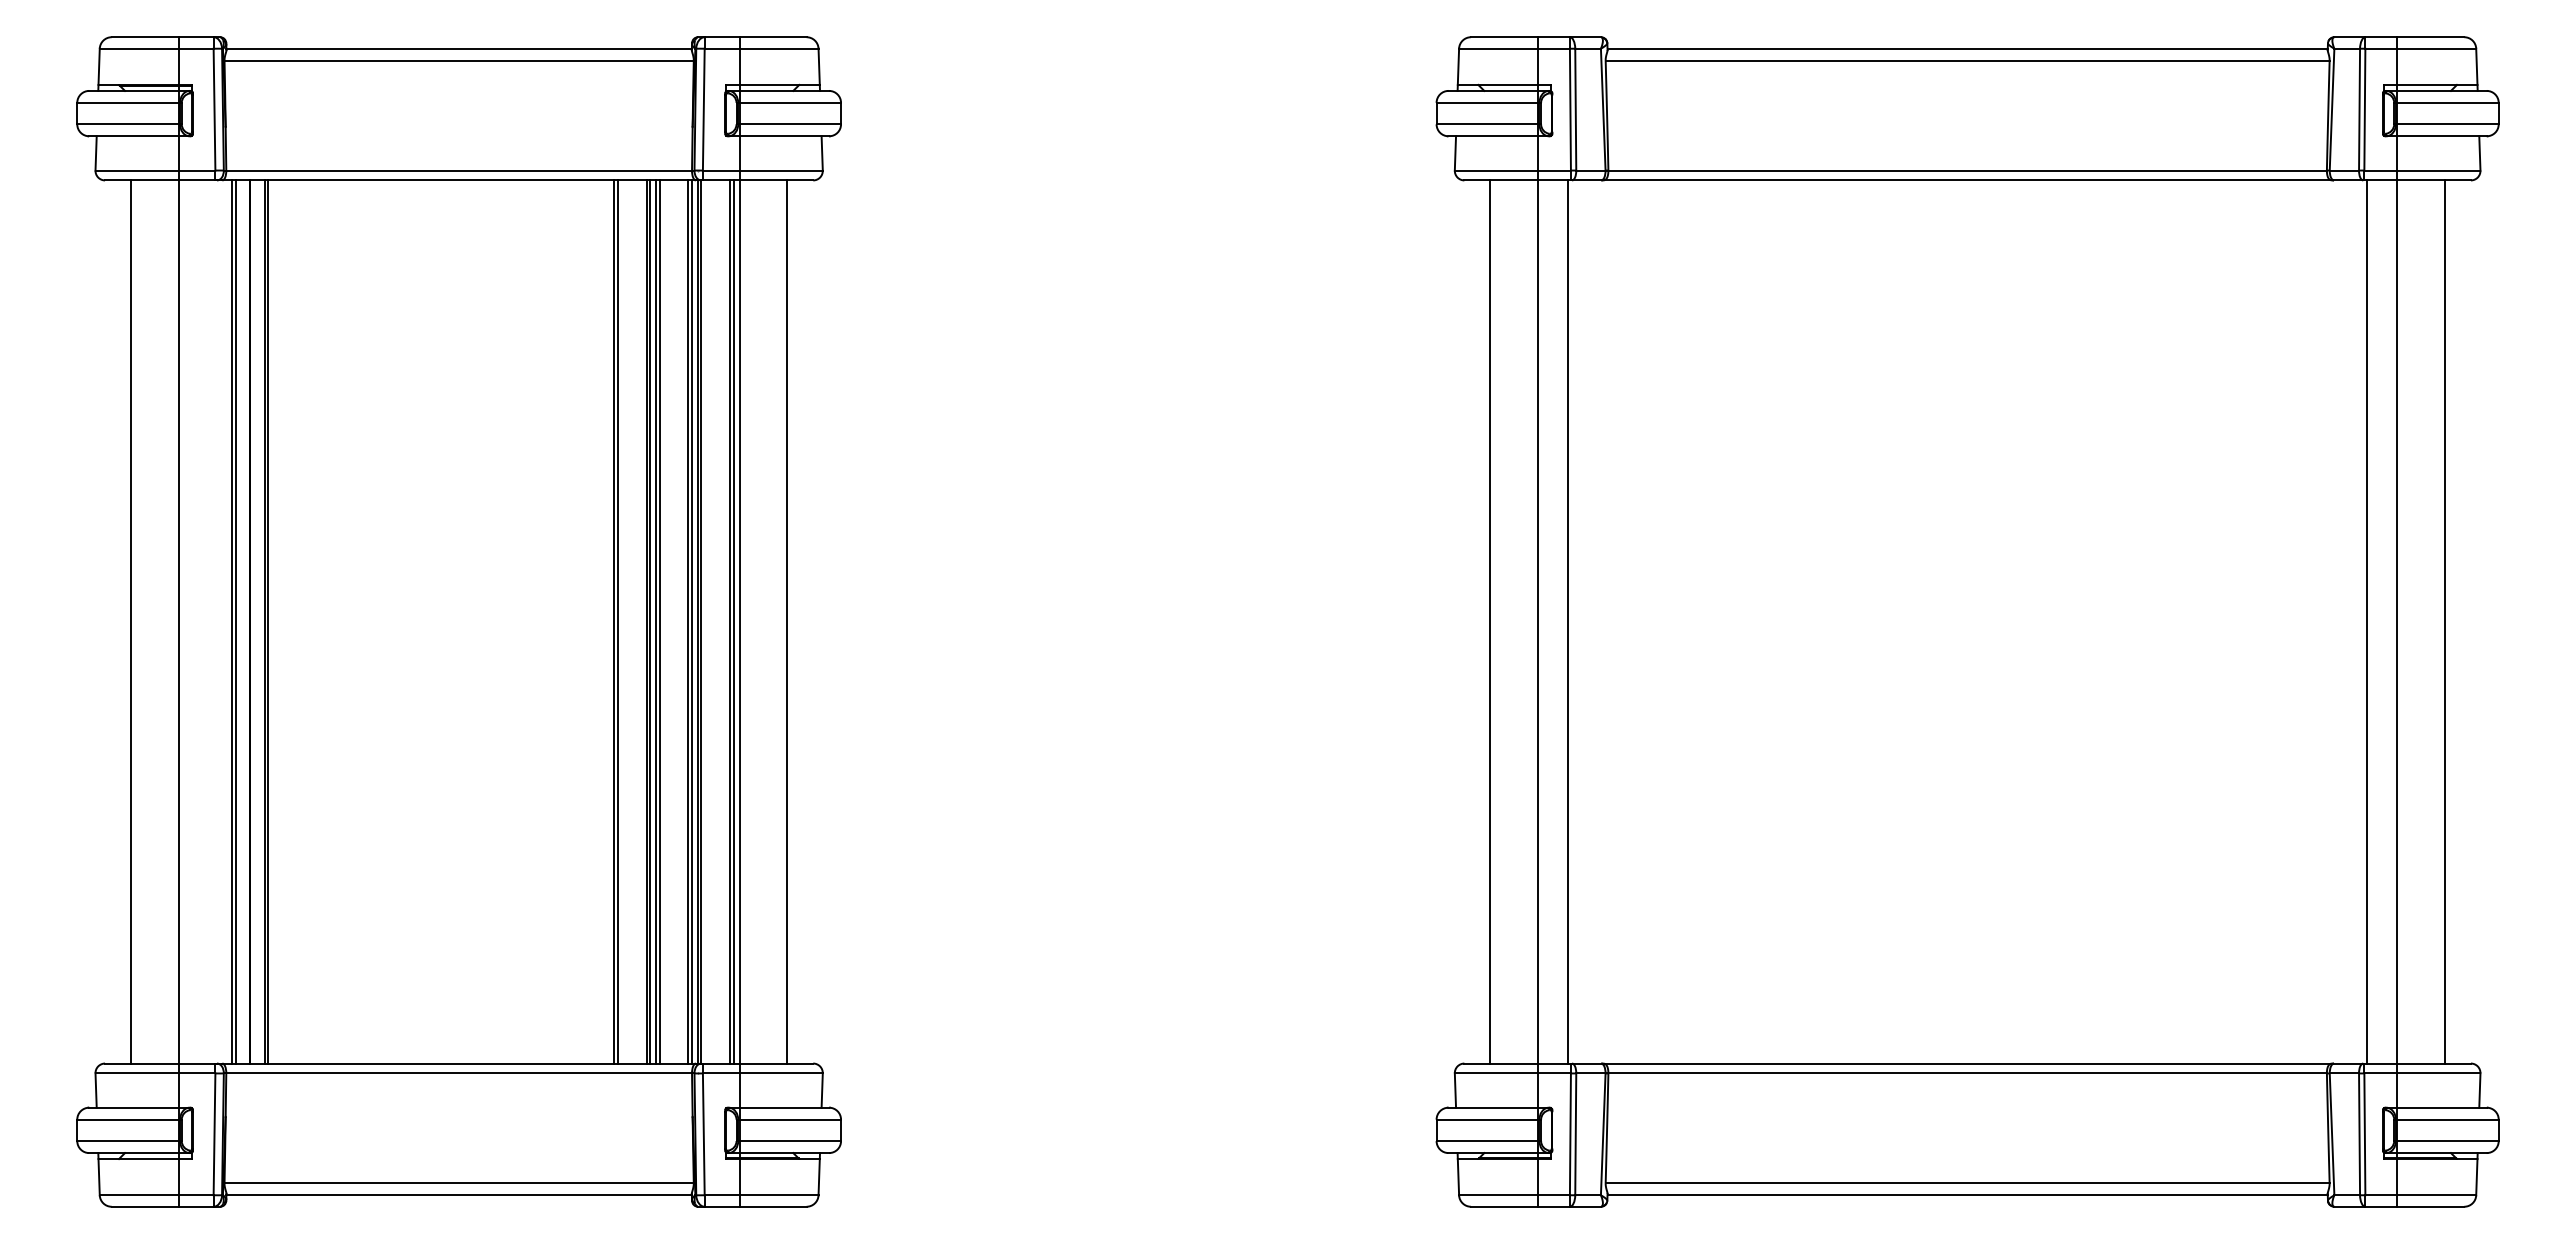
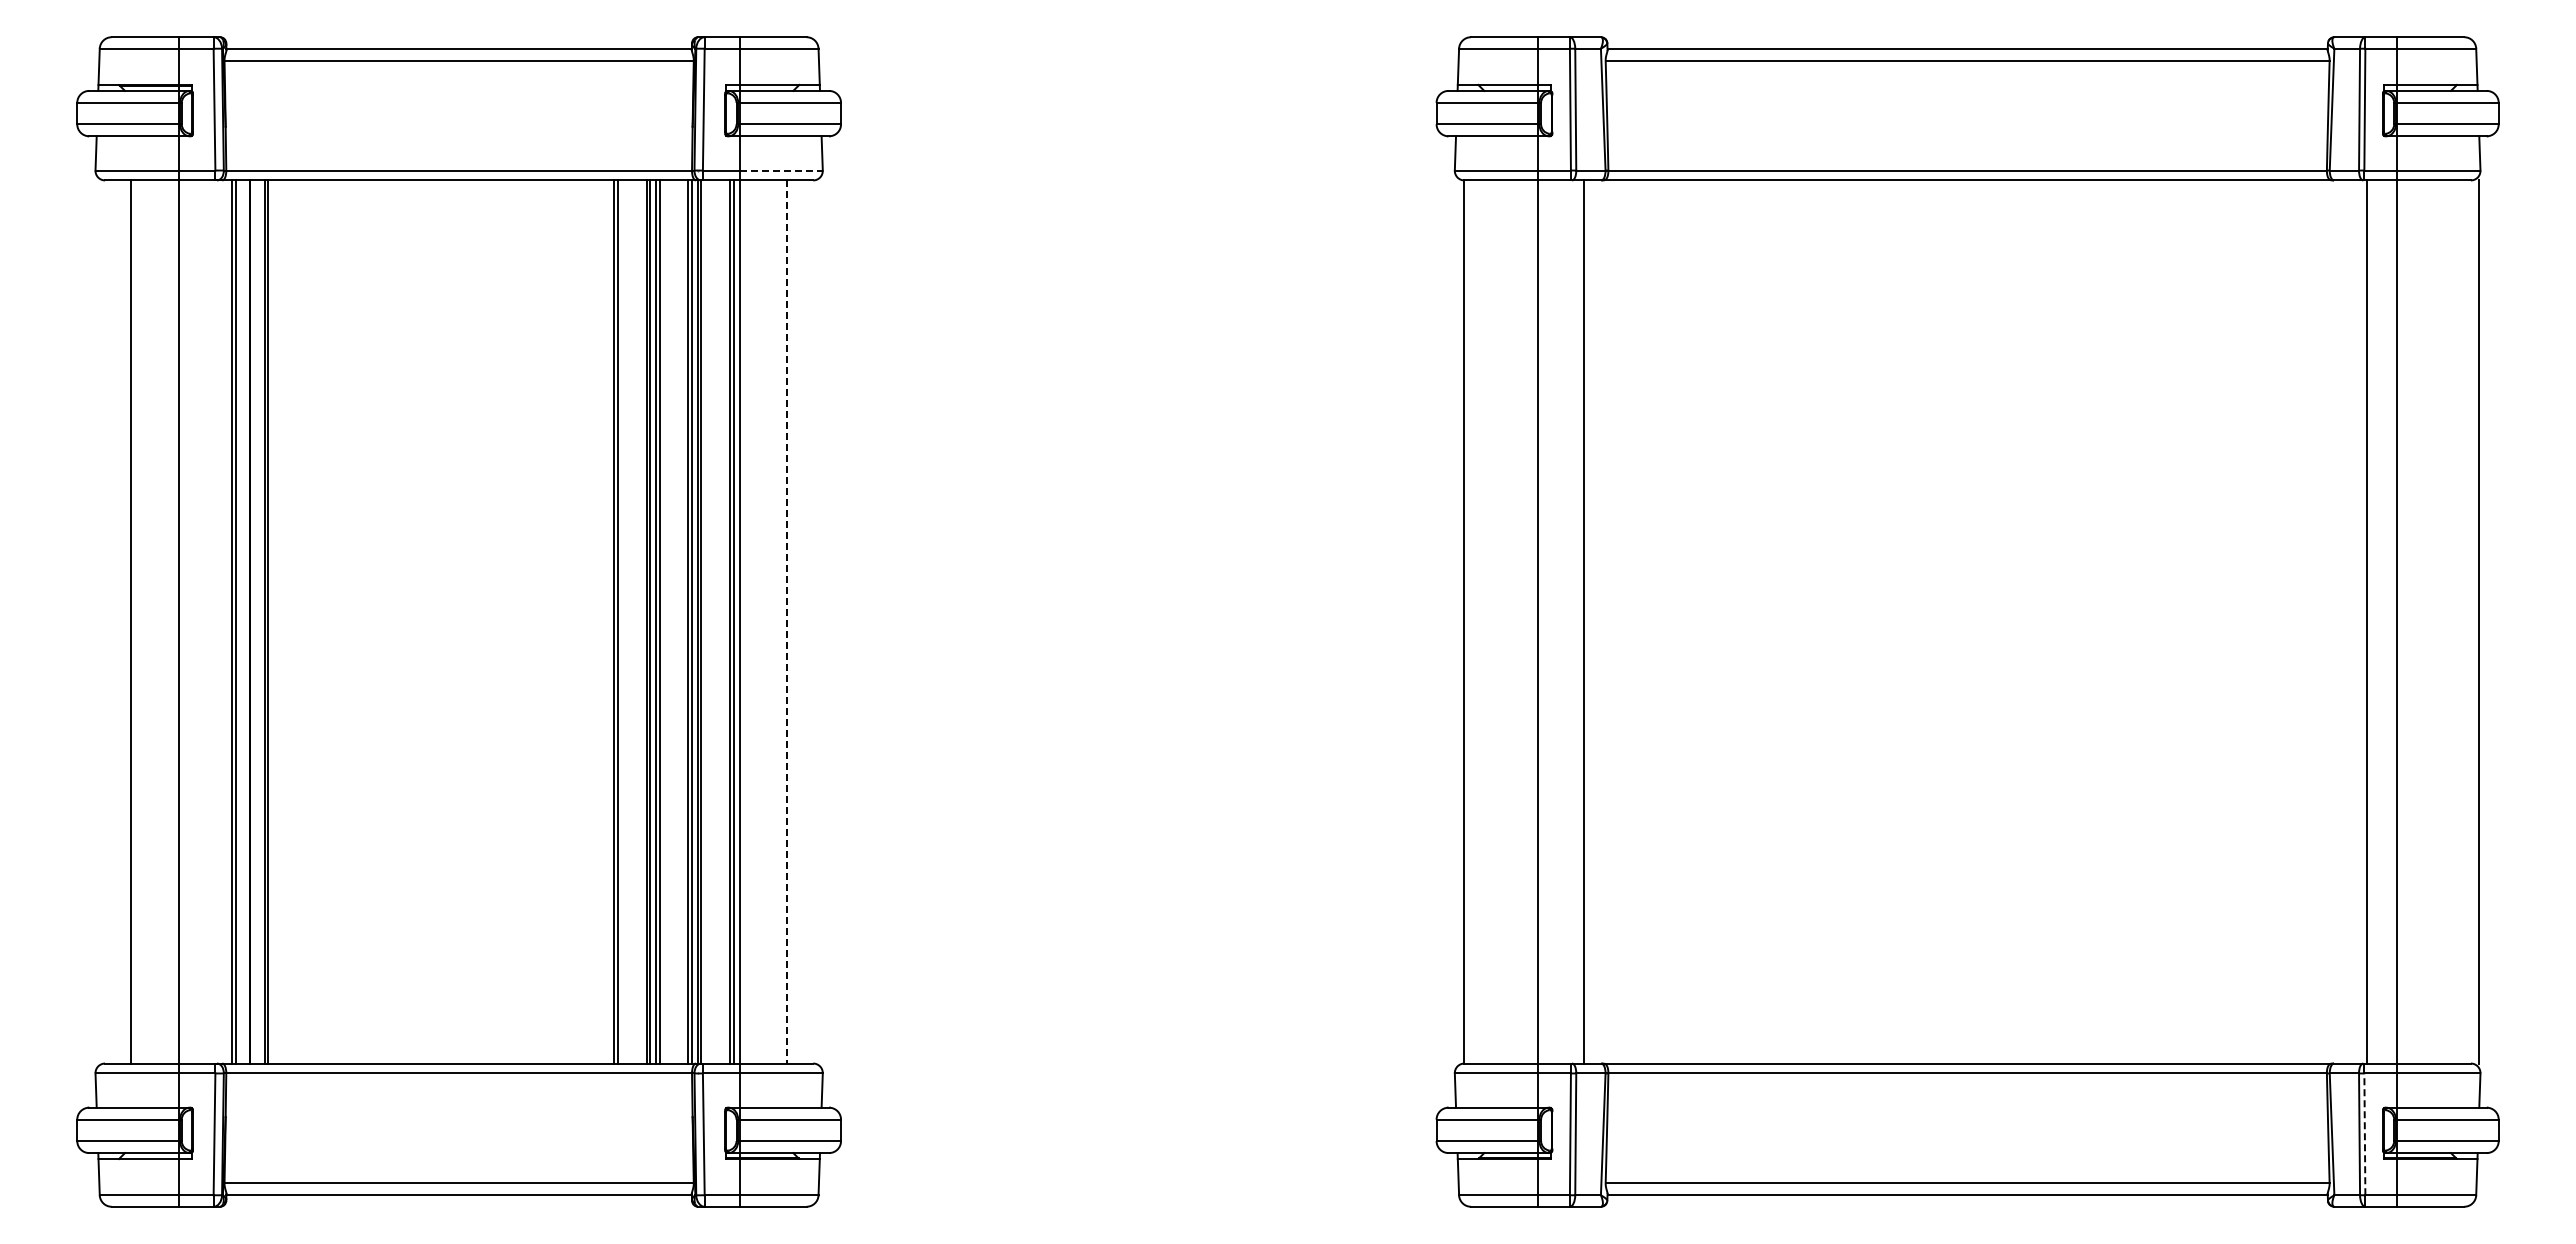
line: solid -> dashed (781, 170)
line position: (1490, 621) -> (1464, 621) (1464, 621)
line position: (1567, 621) -> (1583, 621) (1583, 621)
line position: (2445, 621) -> (2479, 621) (2479, 621)
line: solid -> dashed (787, 622)
line: solid -> dashed (2364, 1134)
